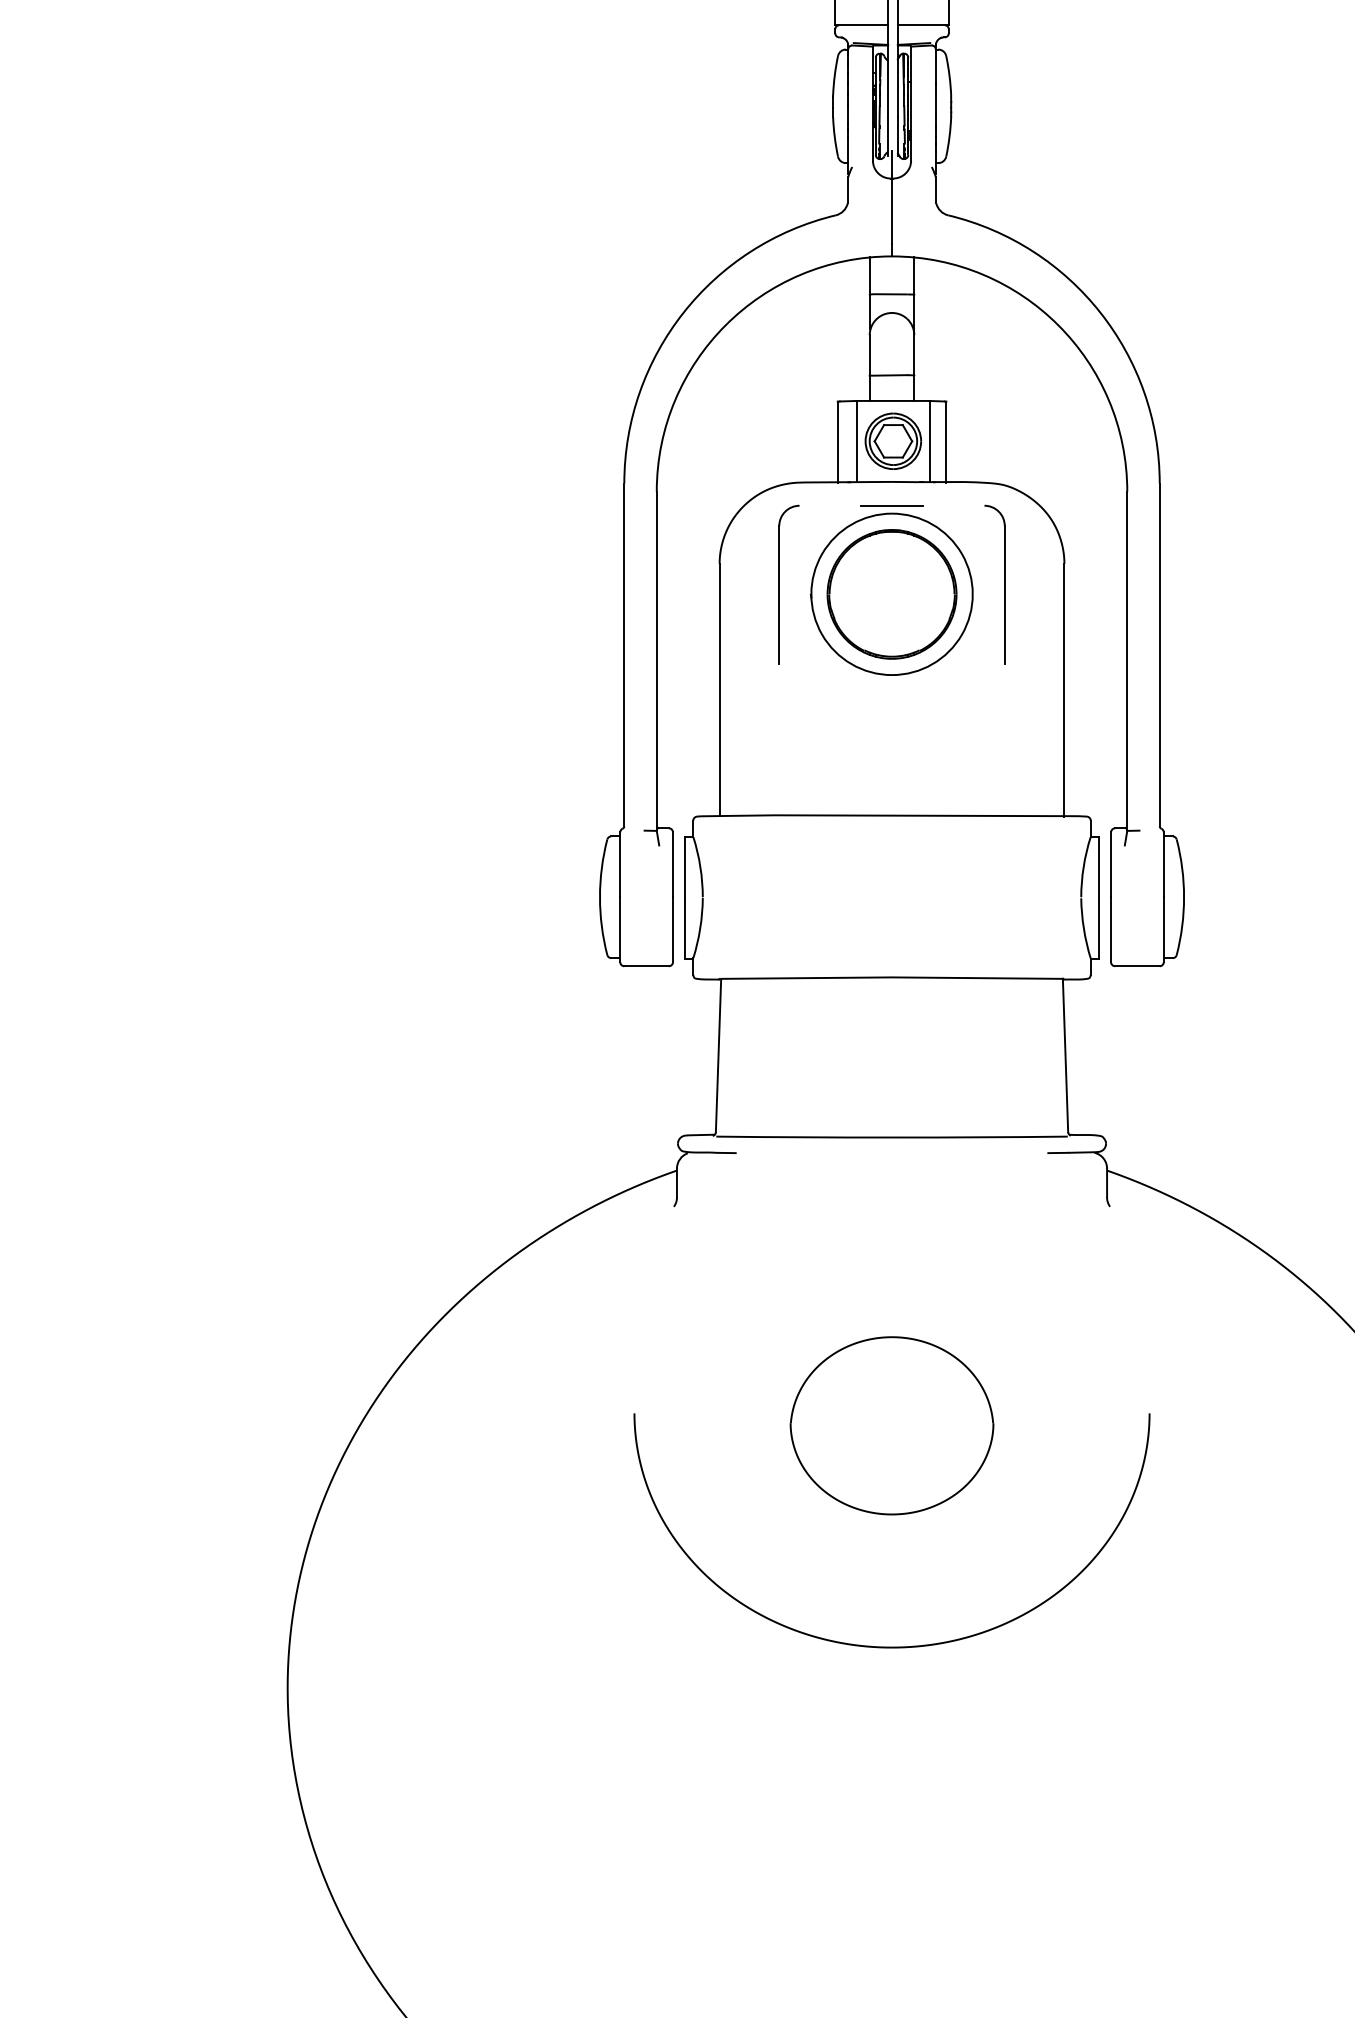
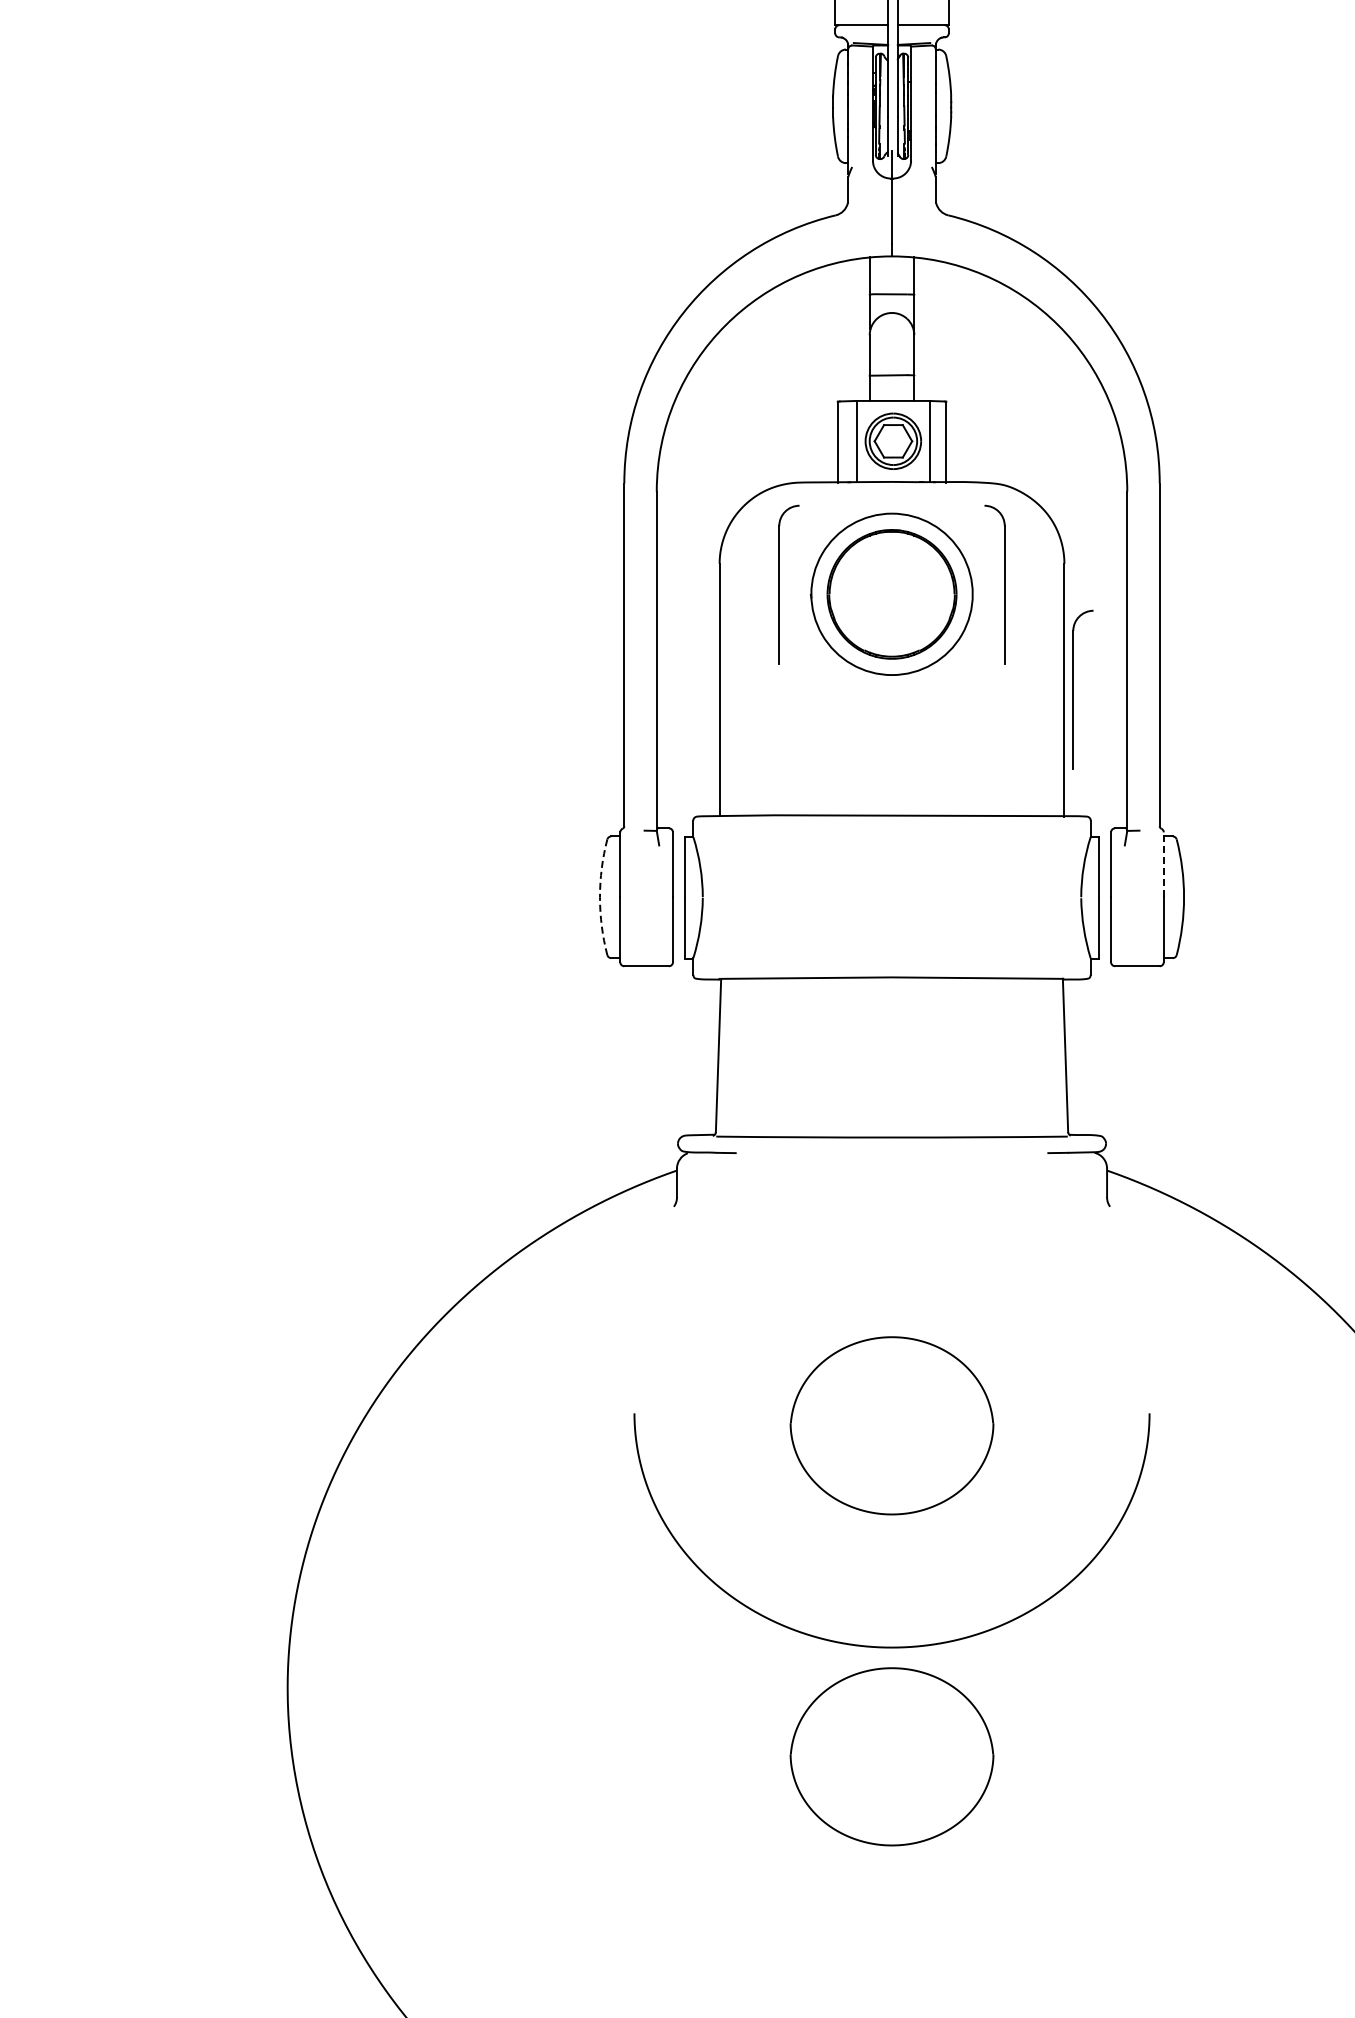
line: present -> none (891, 505)
part: none -> present (1073, 689)
line: solid -> dashed (1163, 864)
arc: solid -> dashed (599, 897)
part: none -> present (891, 1756)
